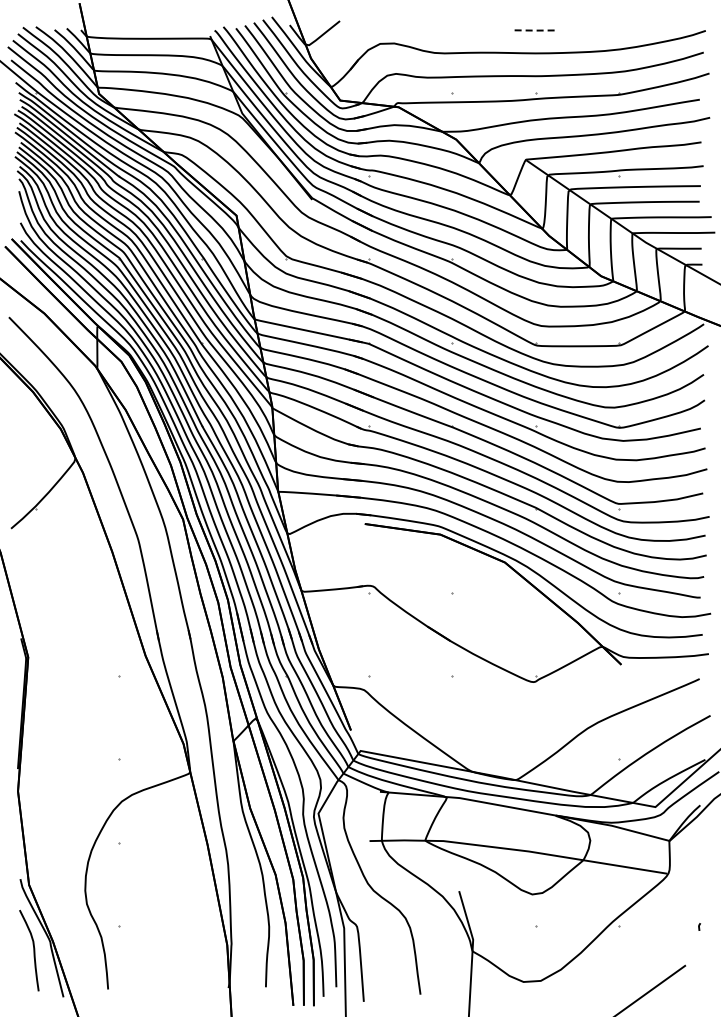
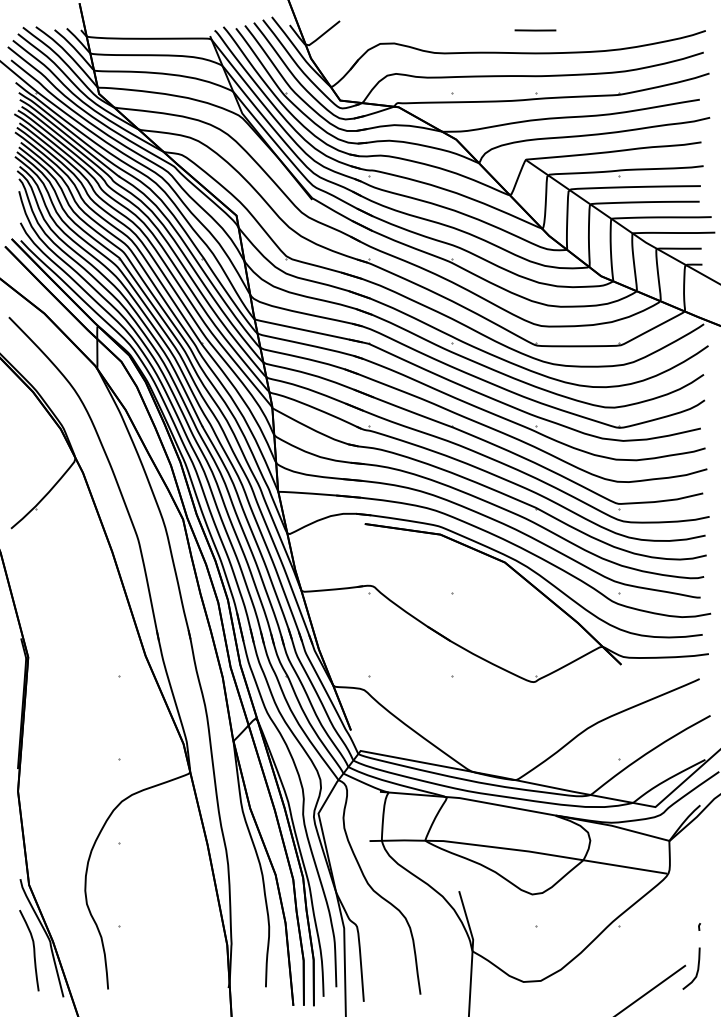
line: dashed -> solid (535, 30)
curve: none -> present (696, 971)
